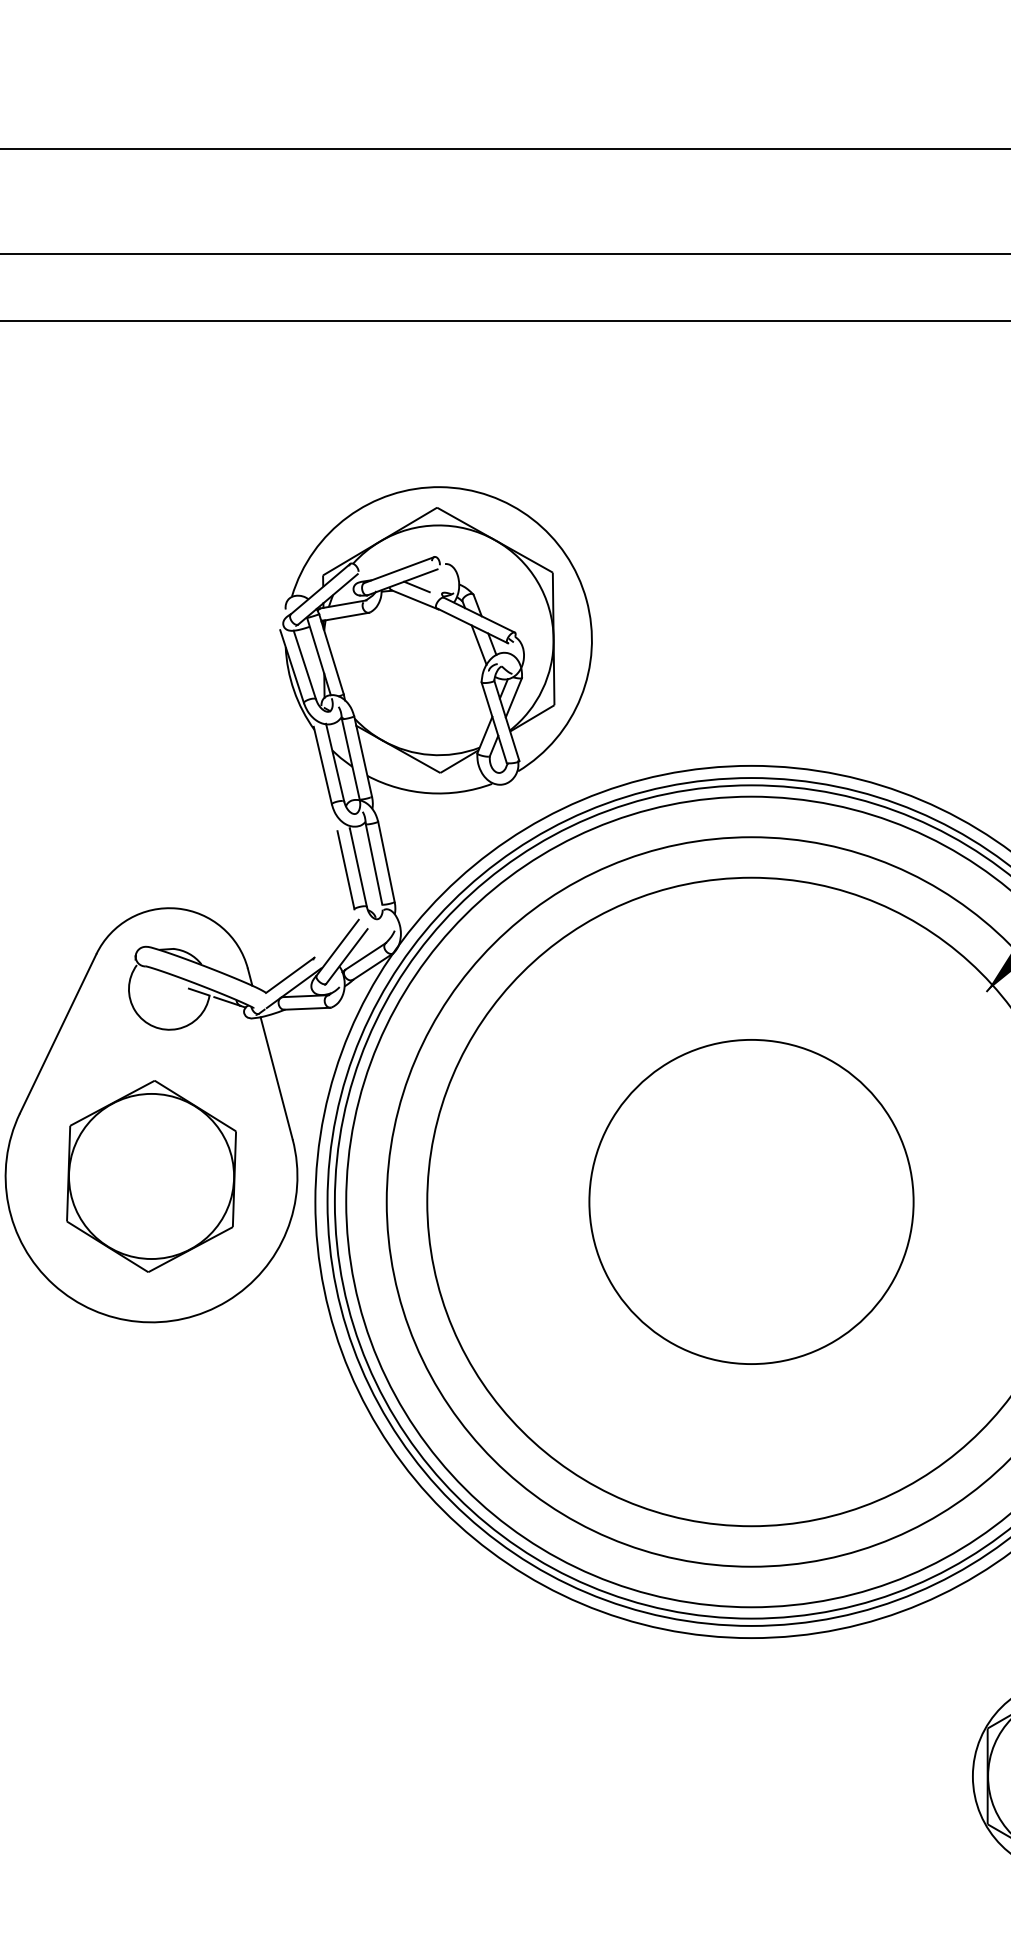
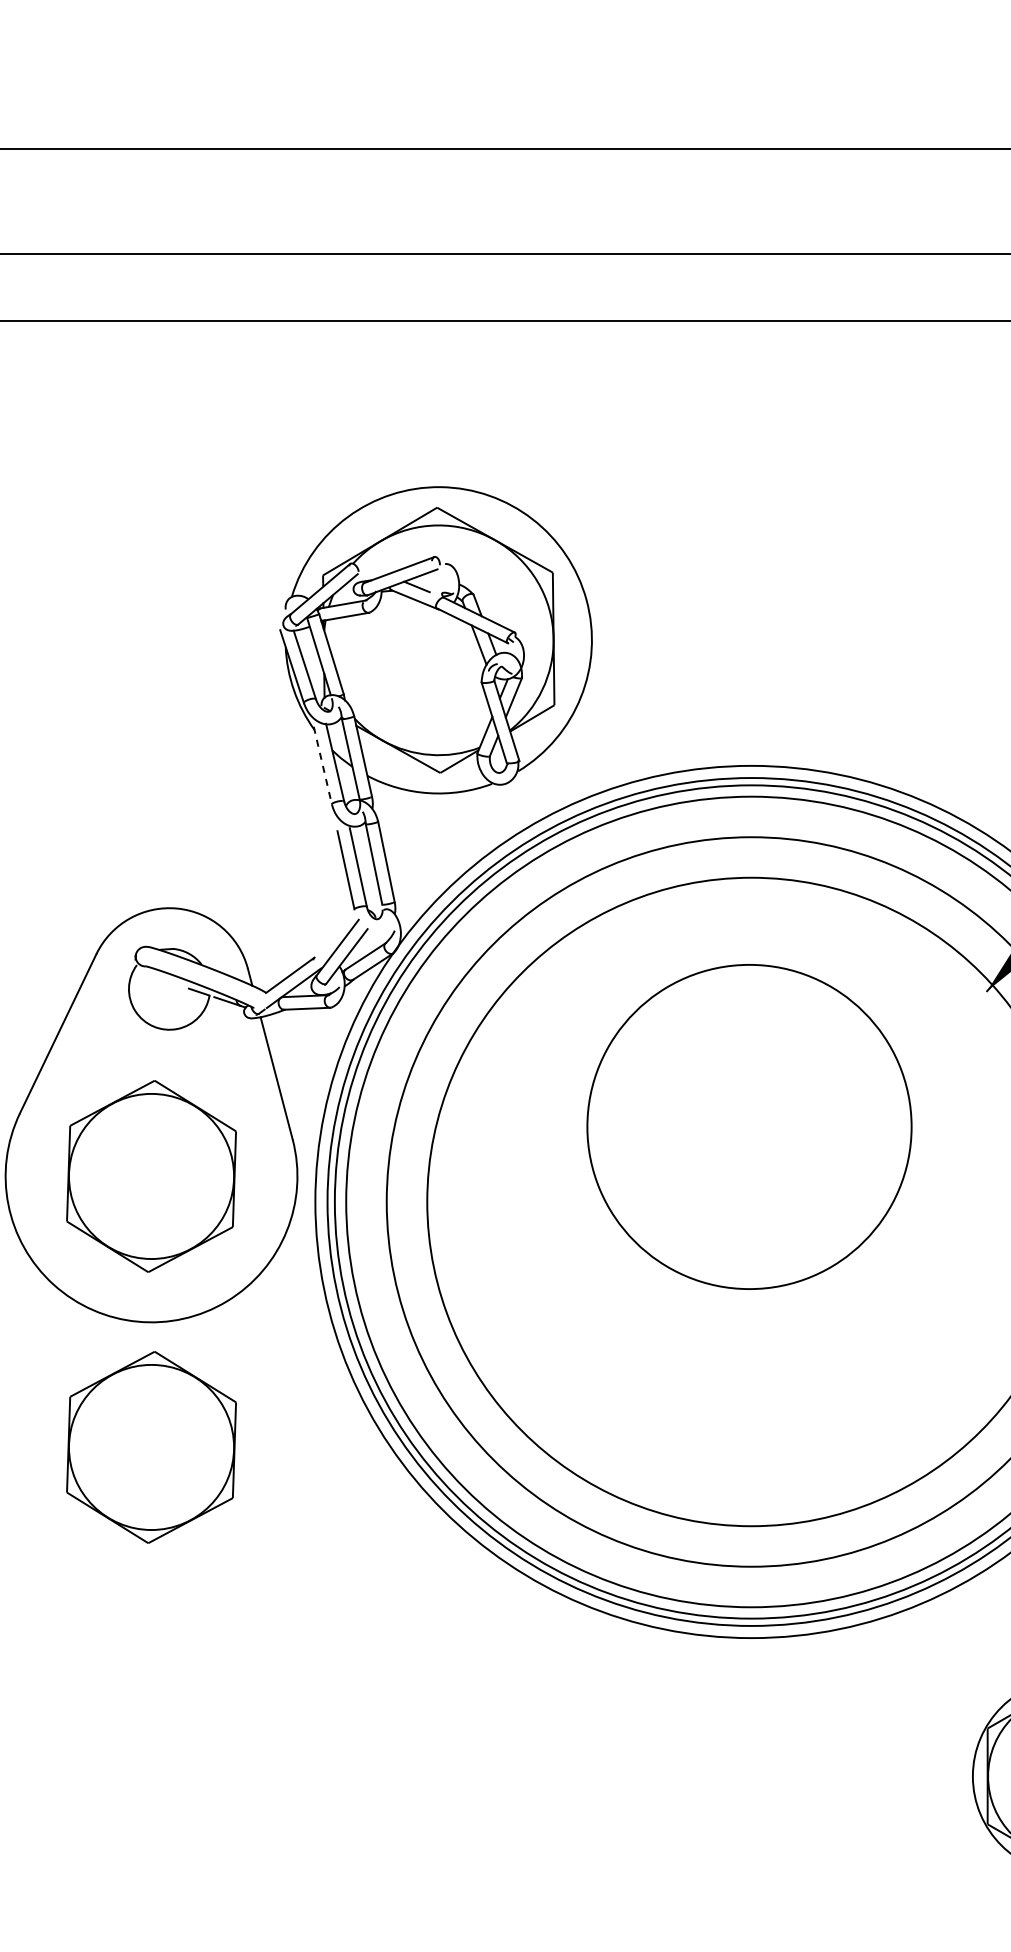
line: solid -> dashed (322, 765)
circle position: (751, 1201) -> (749, 1126) (749, 1126)
part: none -> present (151, 1447)
